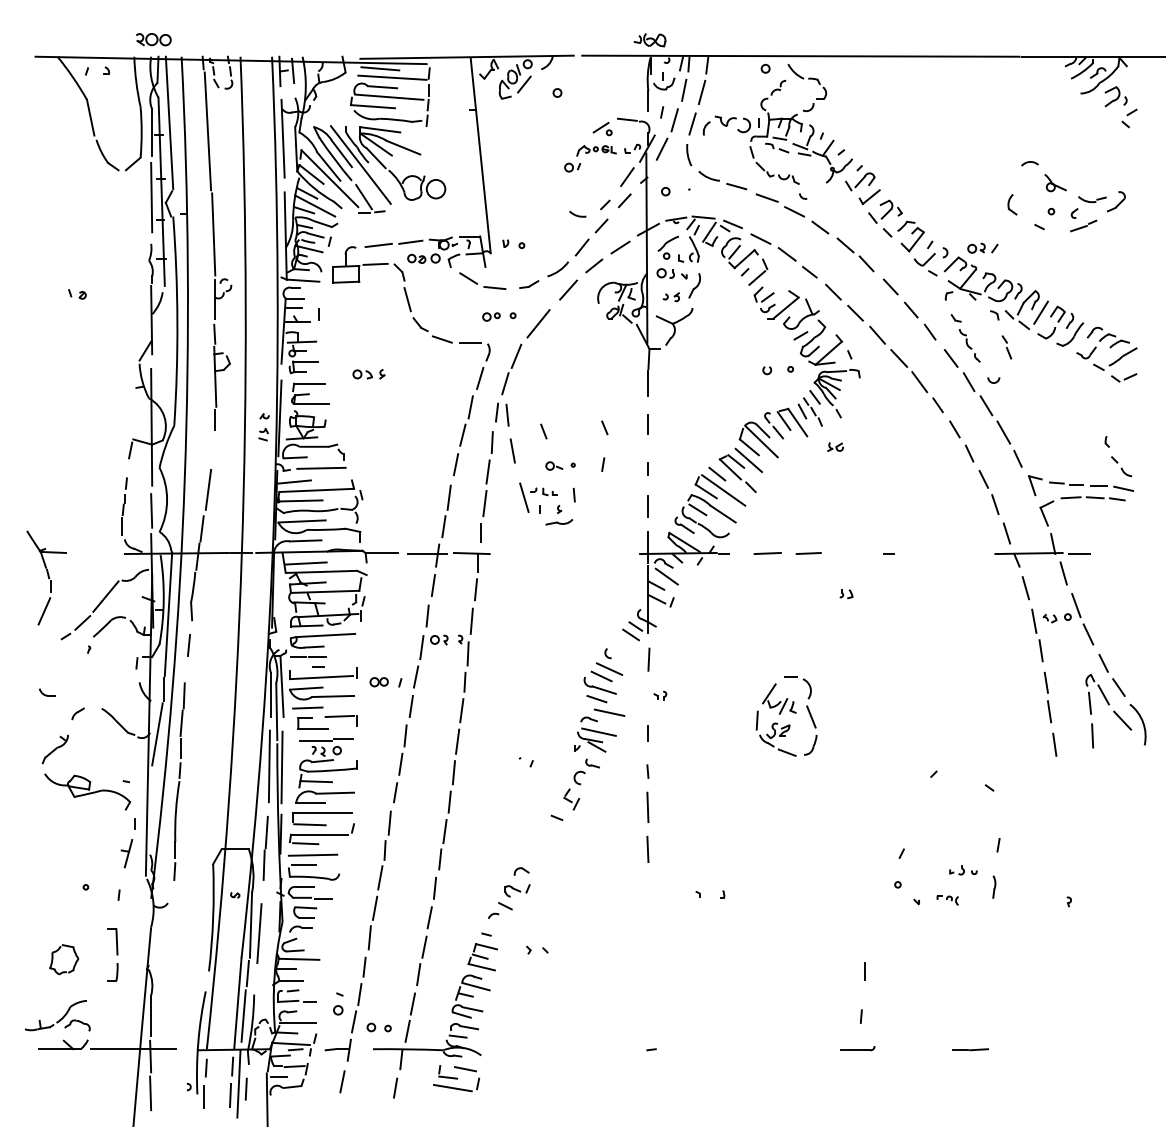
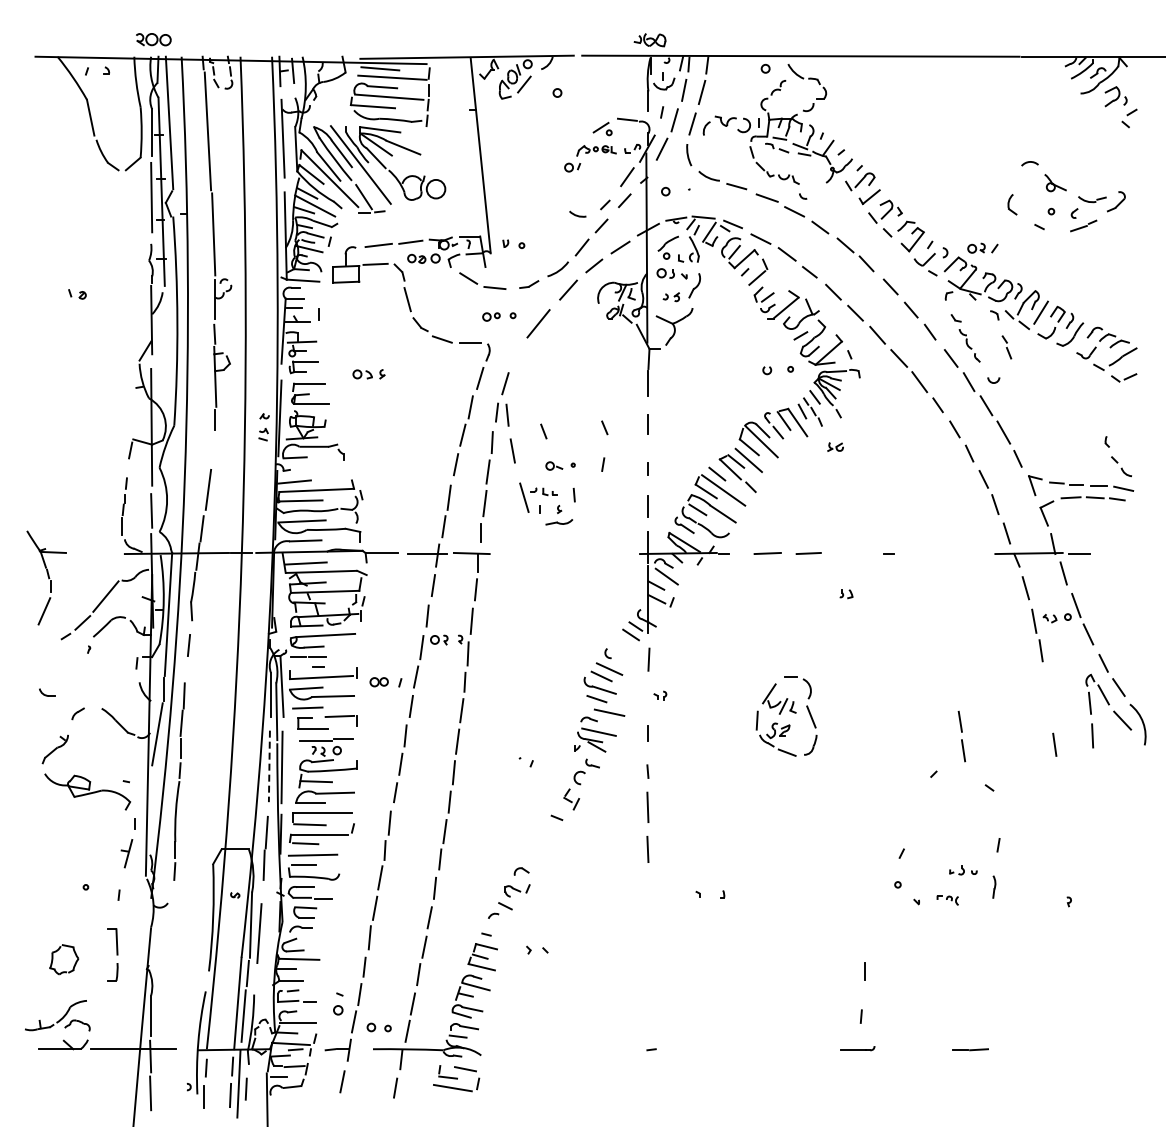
line: present -> none (516, 355)
line: present -> none (321, 467)
part position: (1047, 697) -> (961, 736) (961, 736)
line: solid -> dashed (269, 766)
